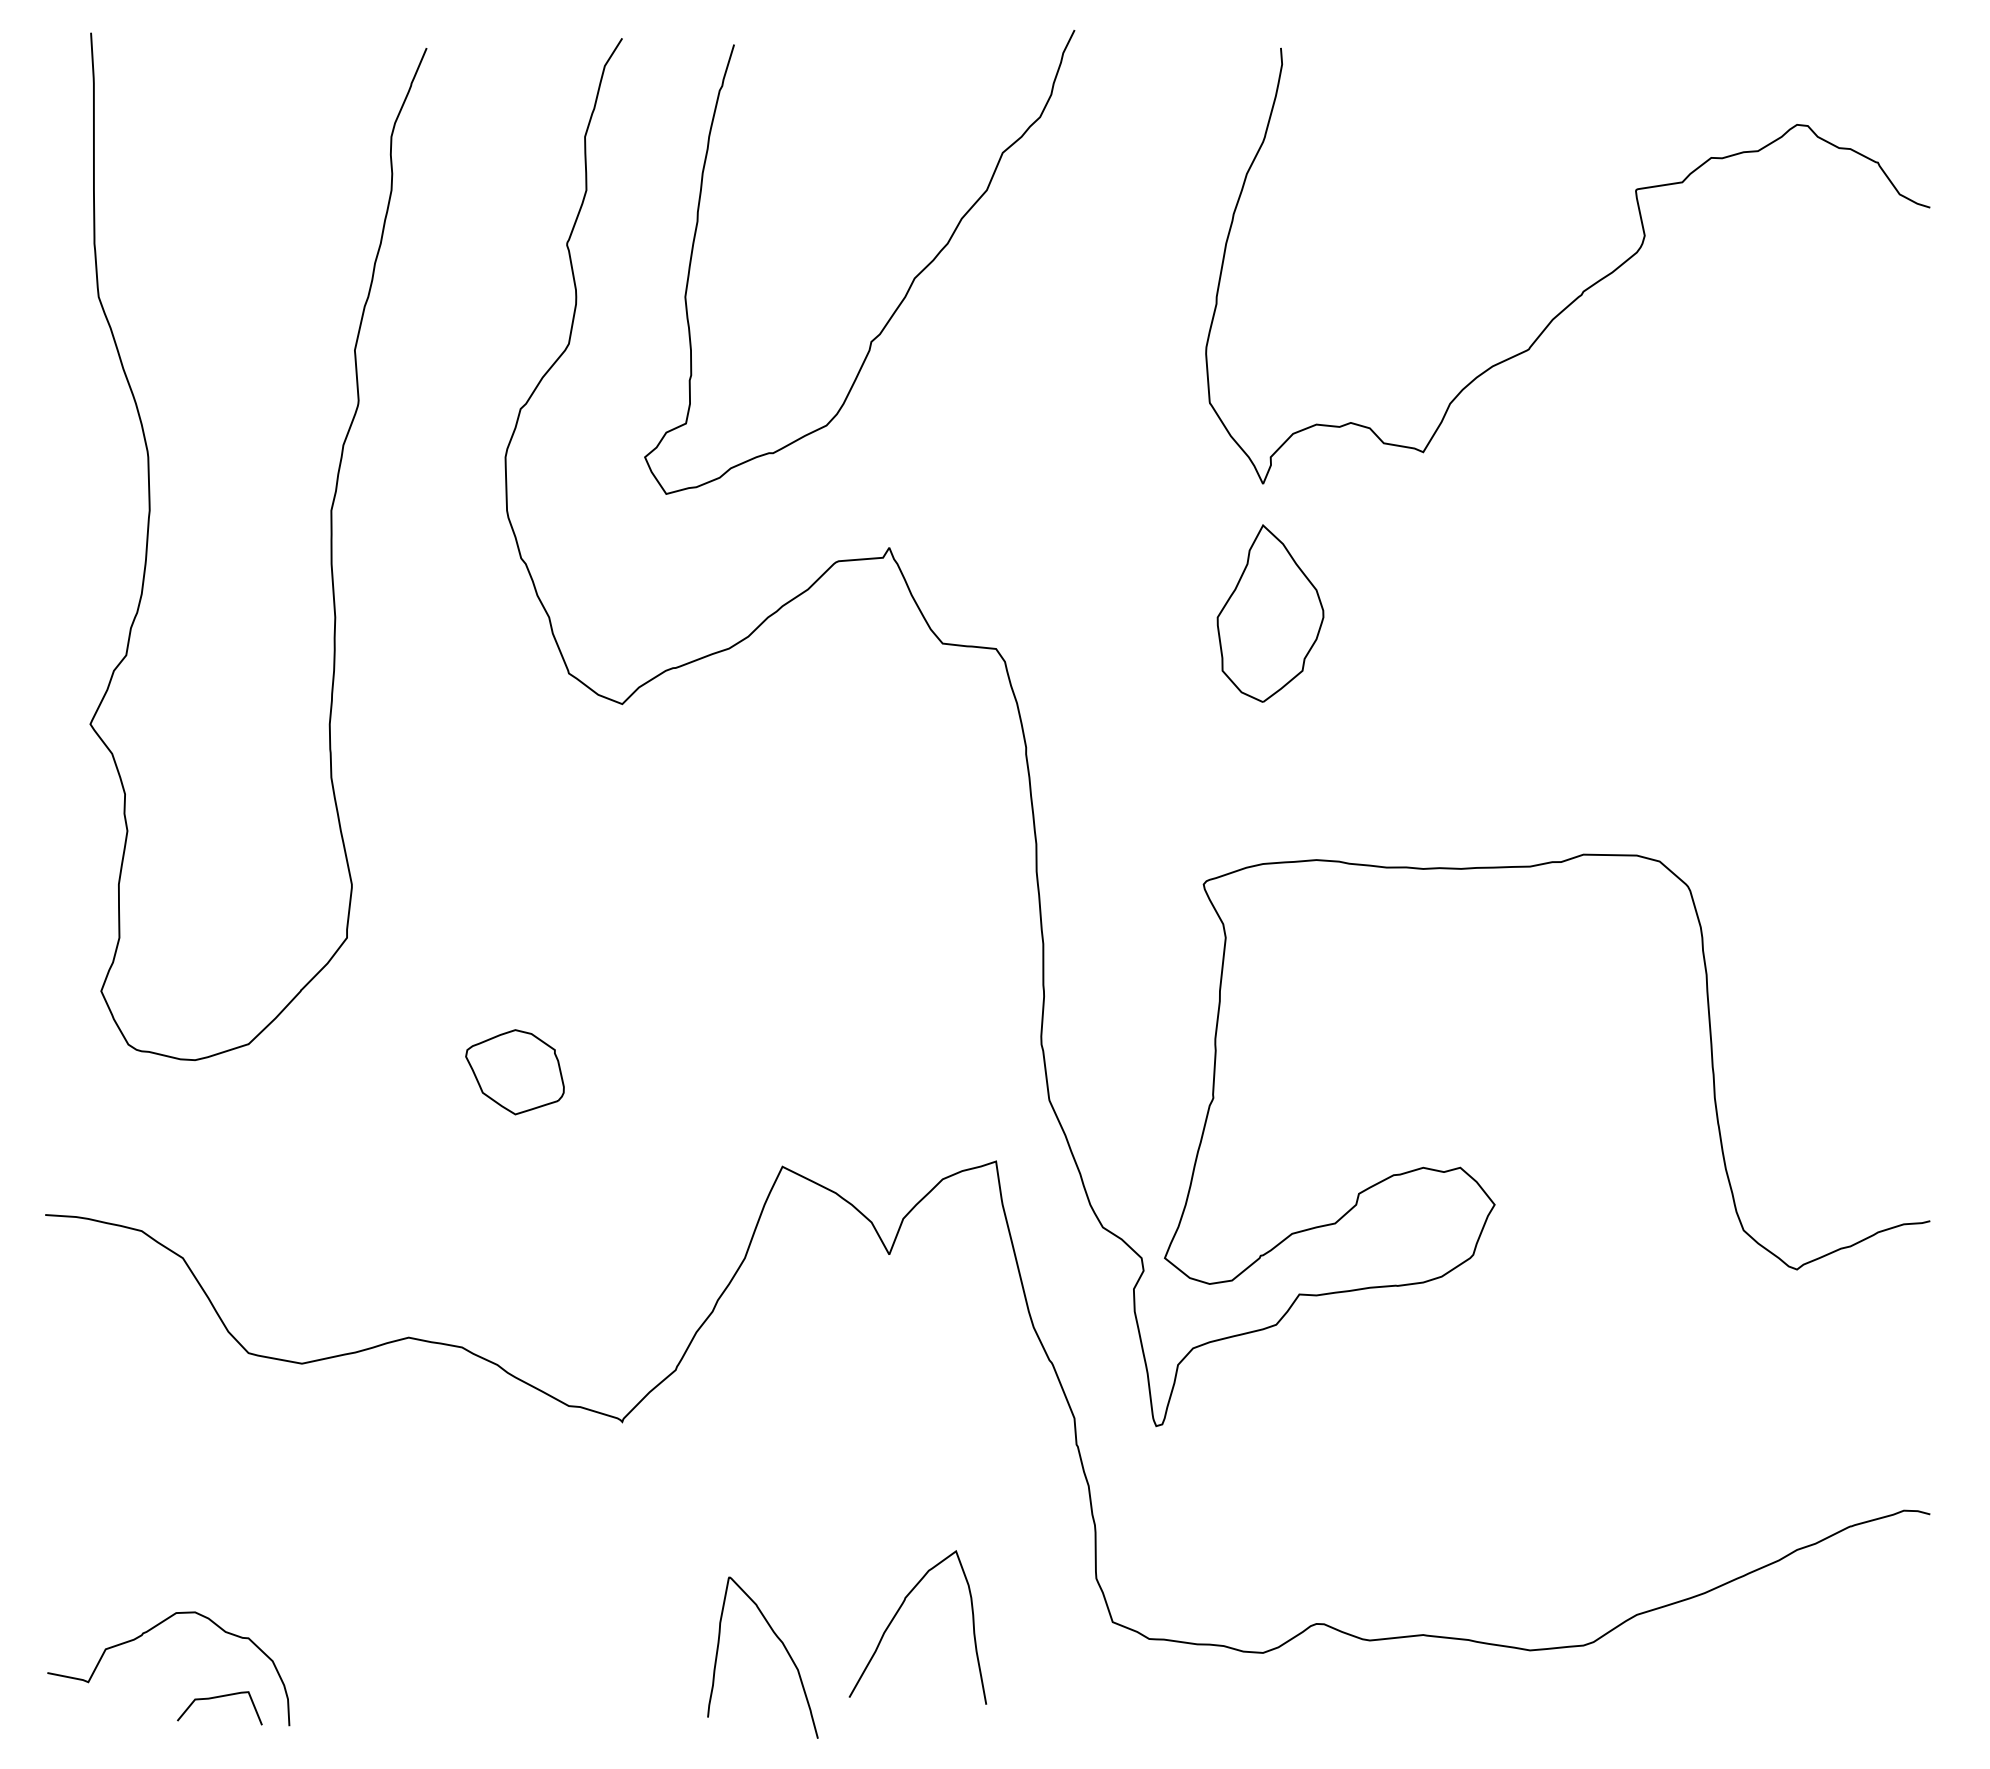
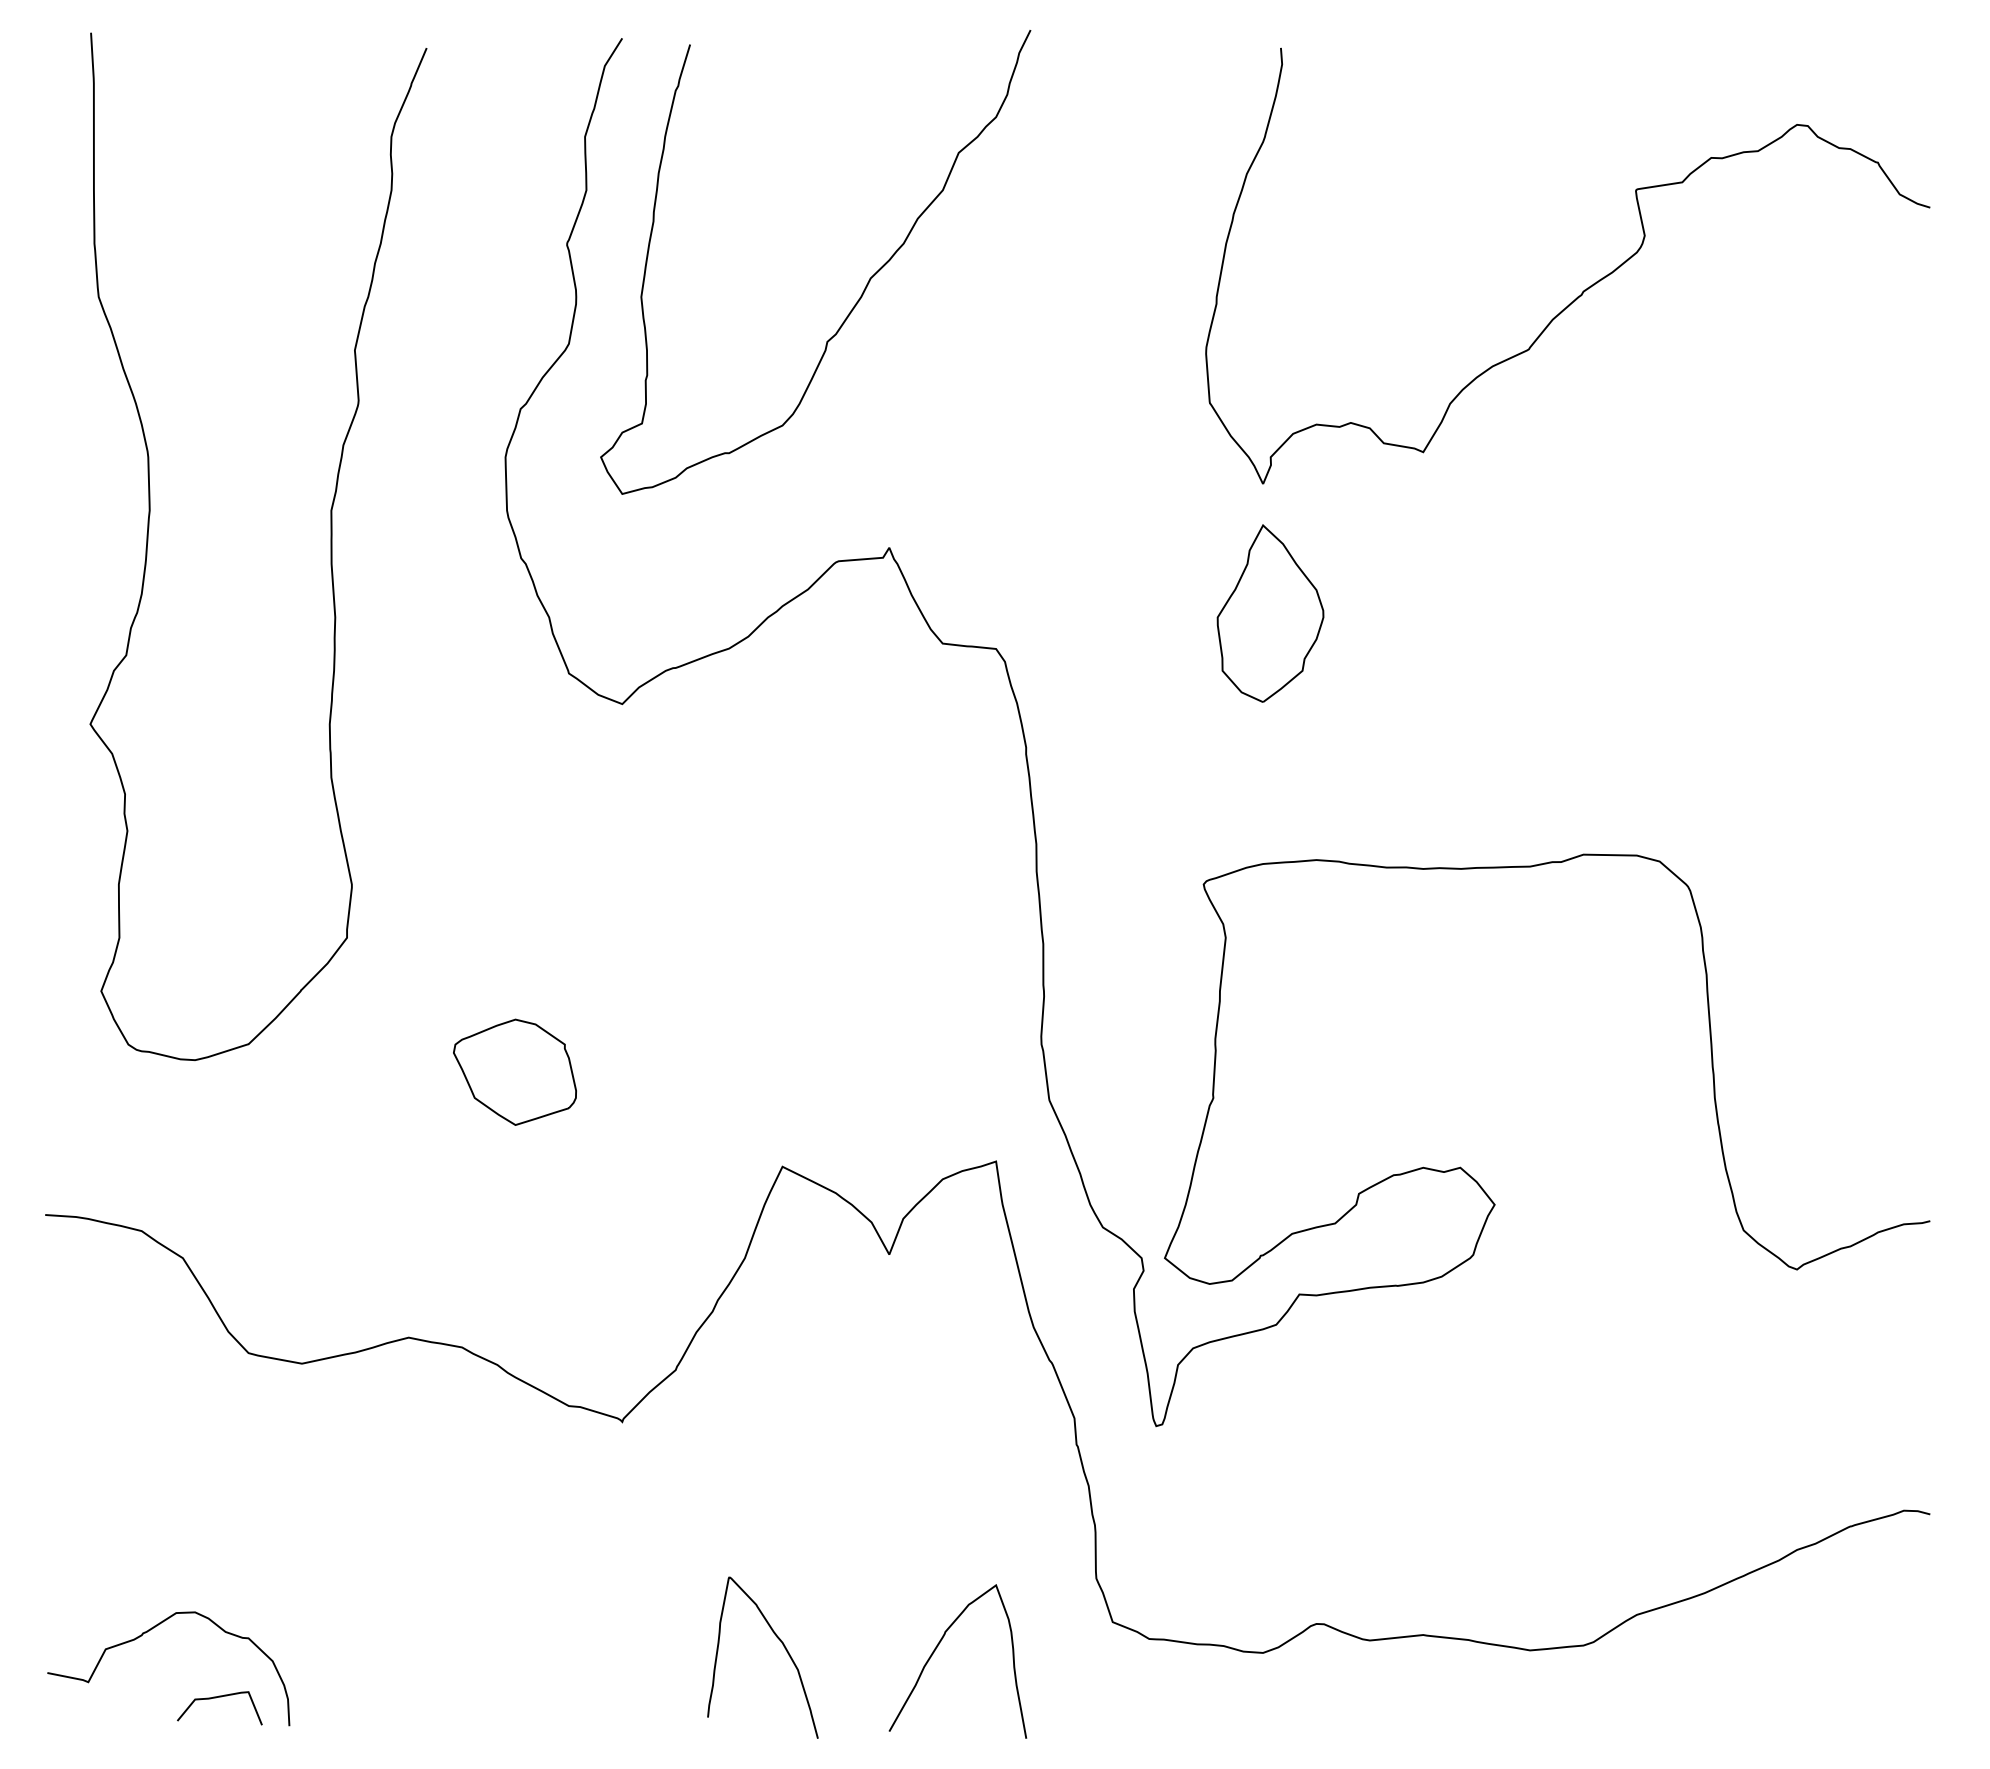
curve position: (909, 286) -> (865, 286) (865, 286)
part size: 100x87 px -> 124x108 px (514, 1071)
curve position: (896, 1615) -> (936, 1649) (936, 1649)
